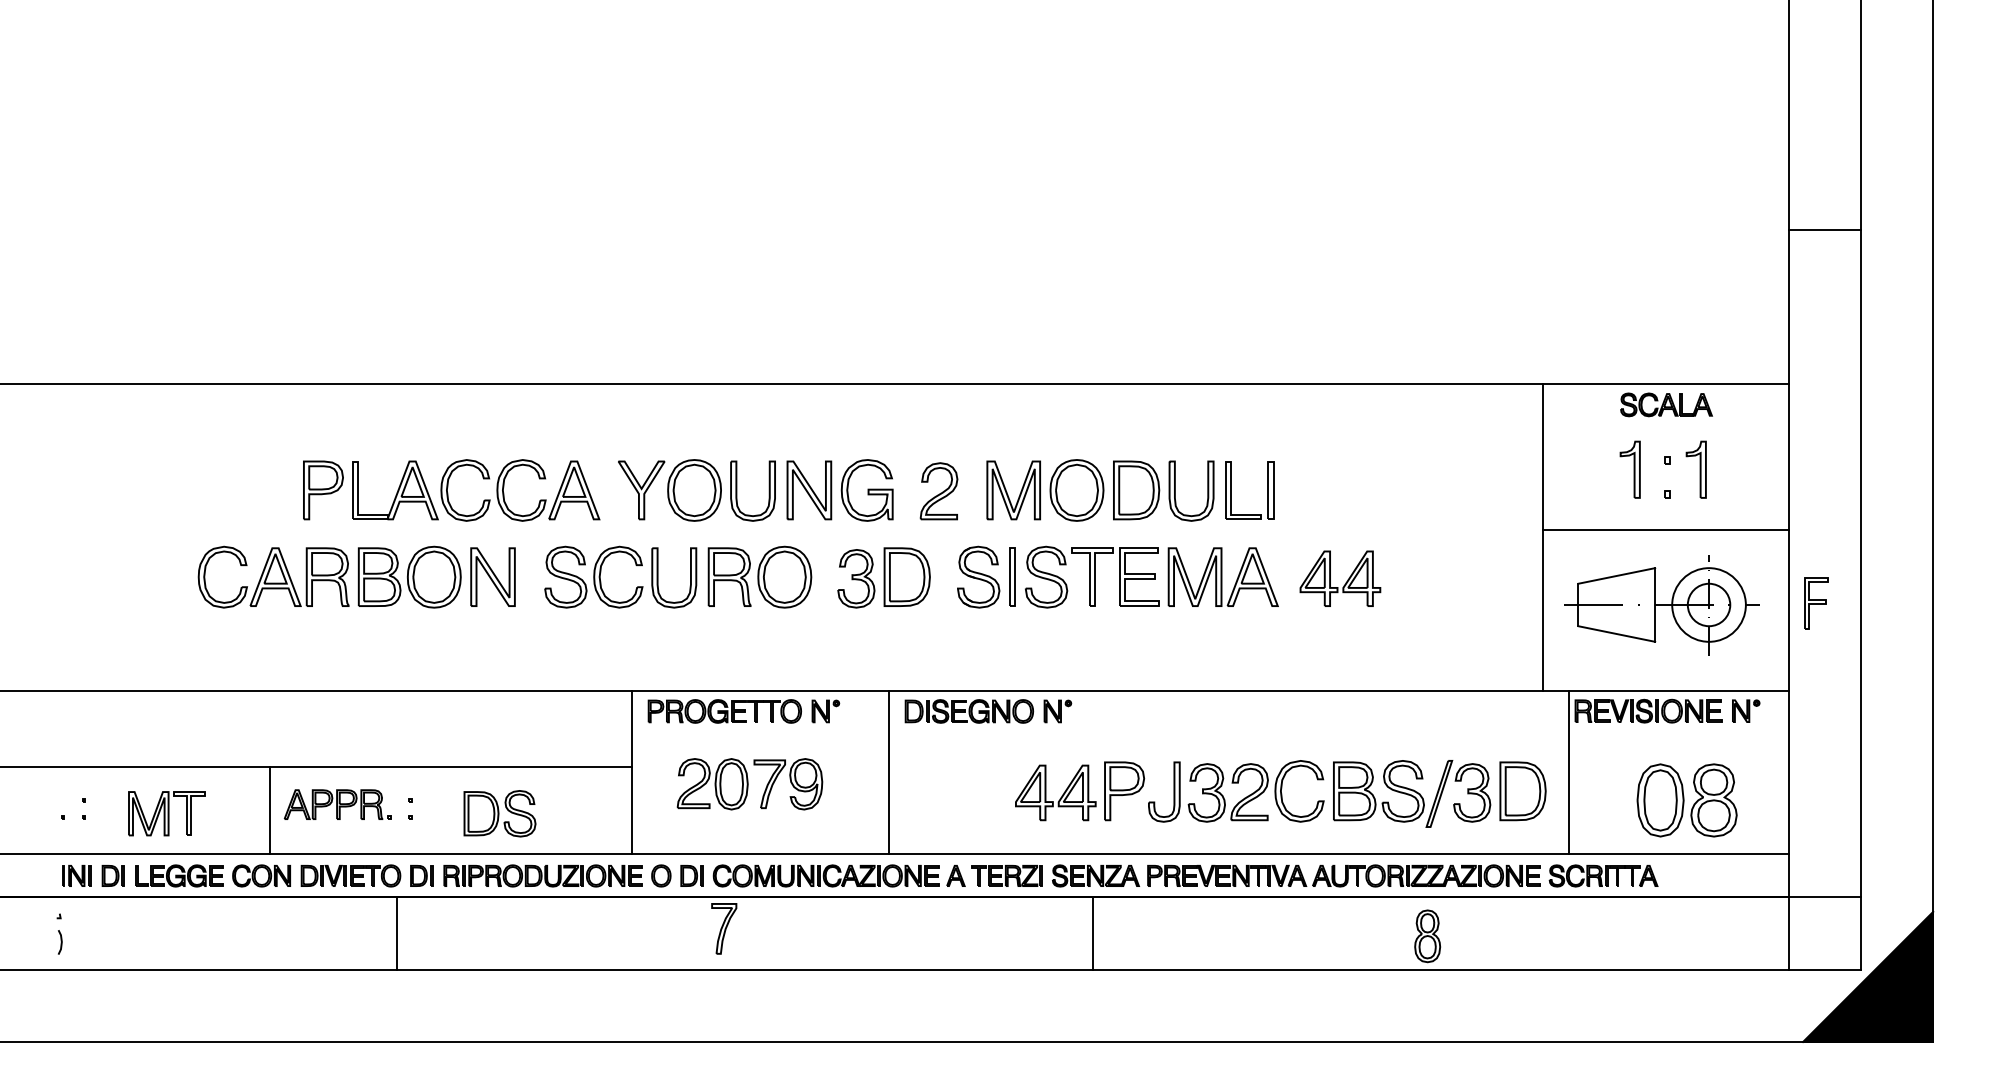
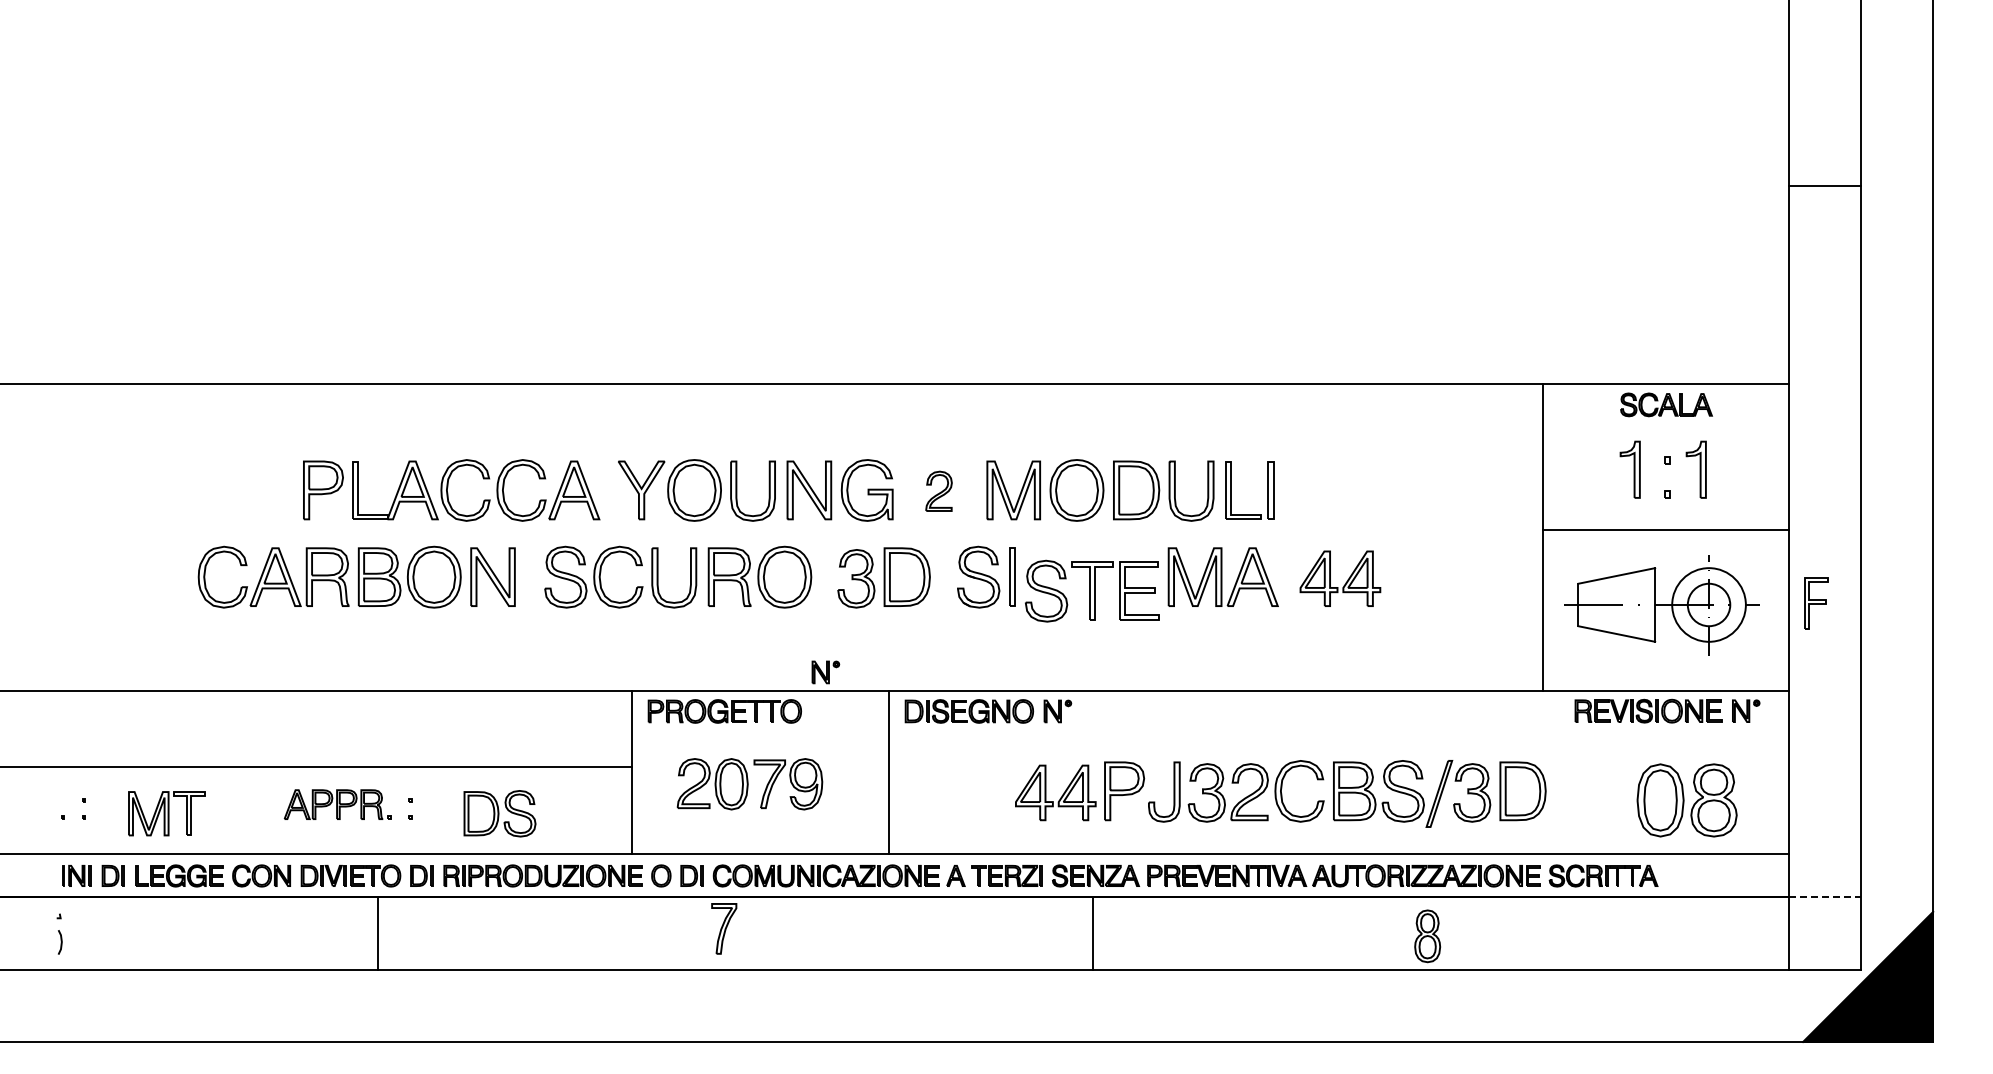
line position: (1824, 229) -> (1824, 185) (1824, 185)
part size: 40x59 px -> 28x42 px (938, 490)
part position: (1092, 576) -> (1092, 590) (1092, 590)
part position: (825, 711) -> (825, 672) (825, 672)
line: present -> none (1568, 772)
line: present -> none (270, 810)
line: solid -> dashed (1825, 897)
line position: (396, 933) -> (377, 933) (377, 933)
